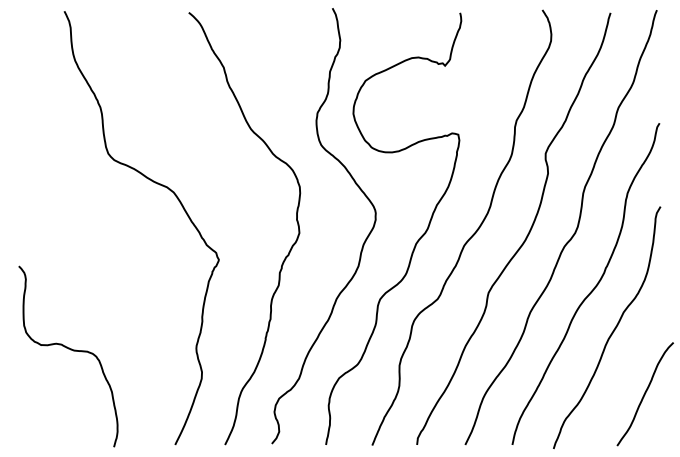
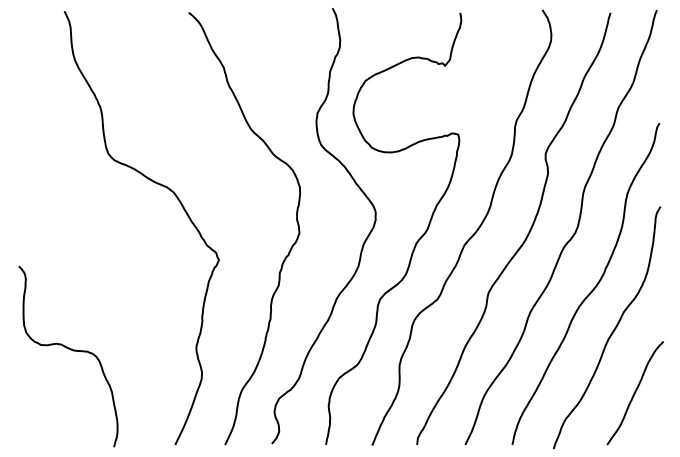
curve position: (644, 394) -> (634, 393) (634, 393)
